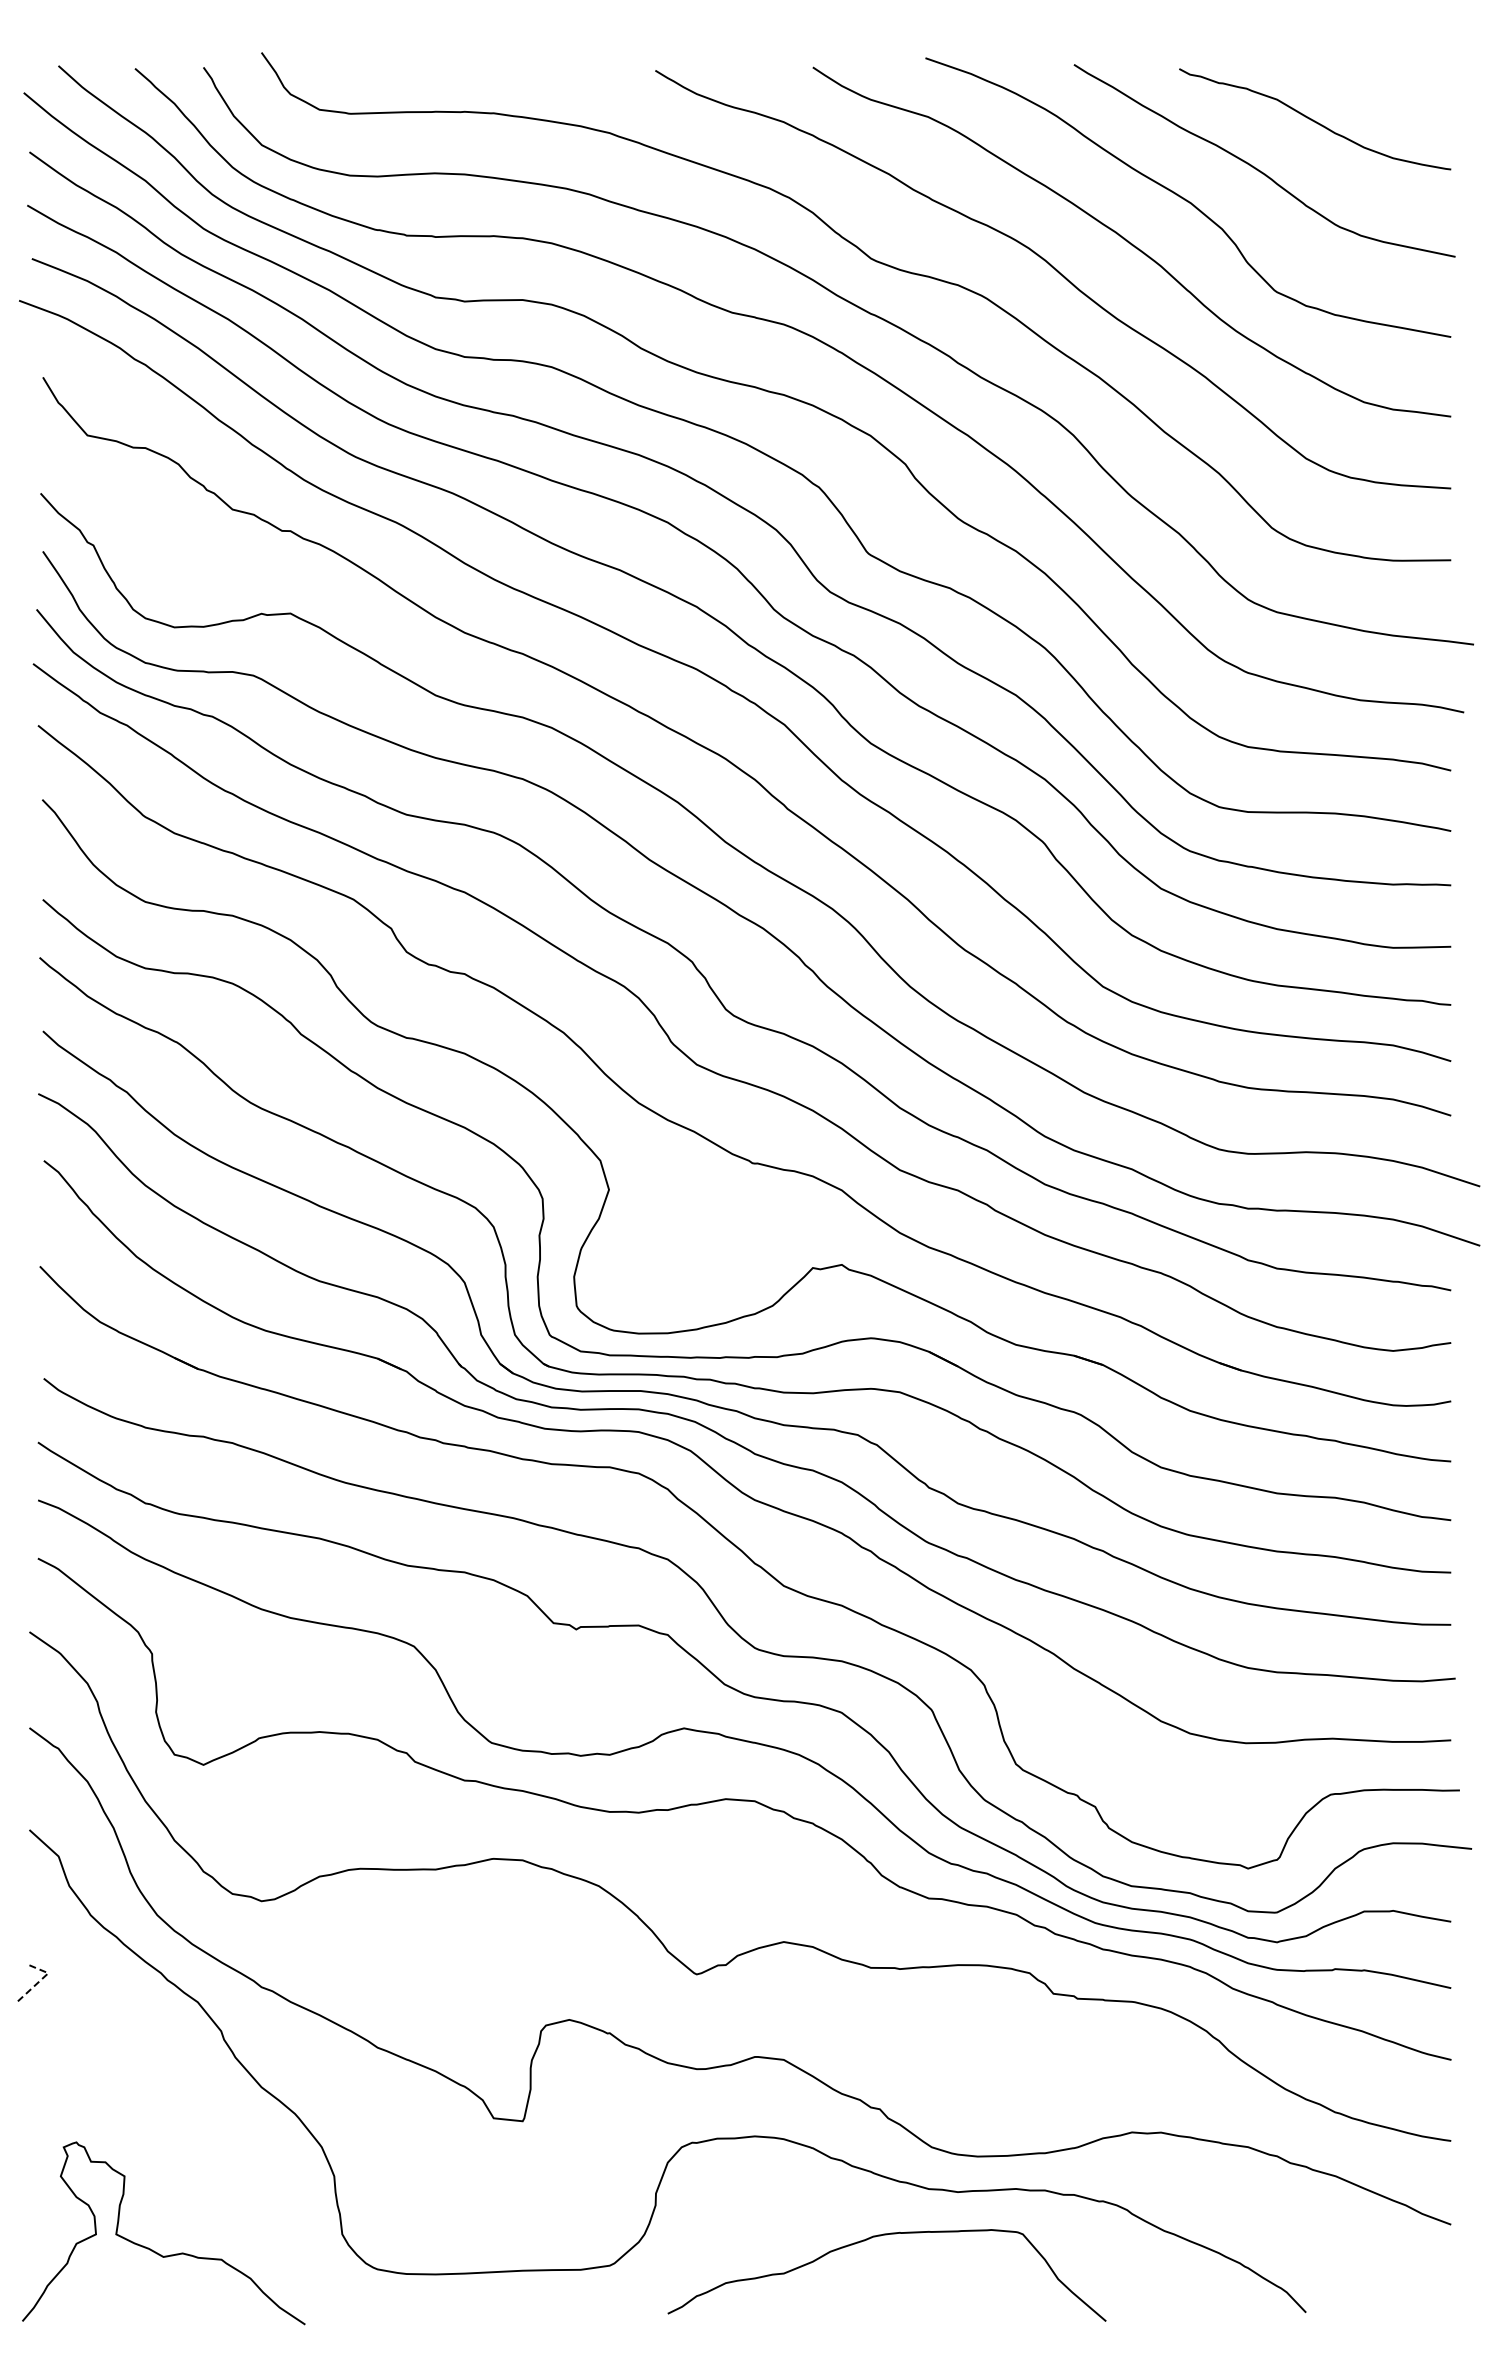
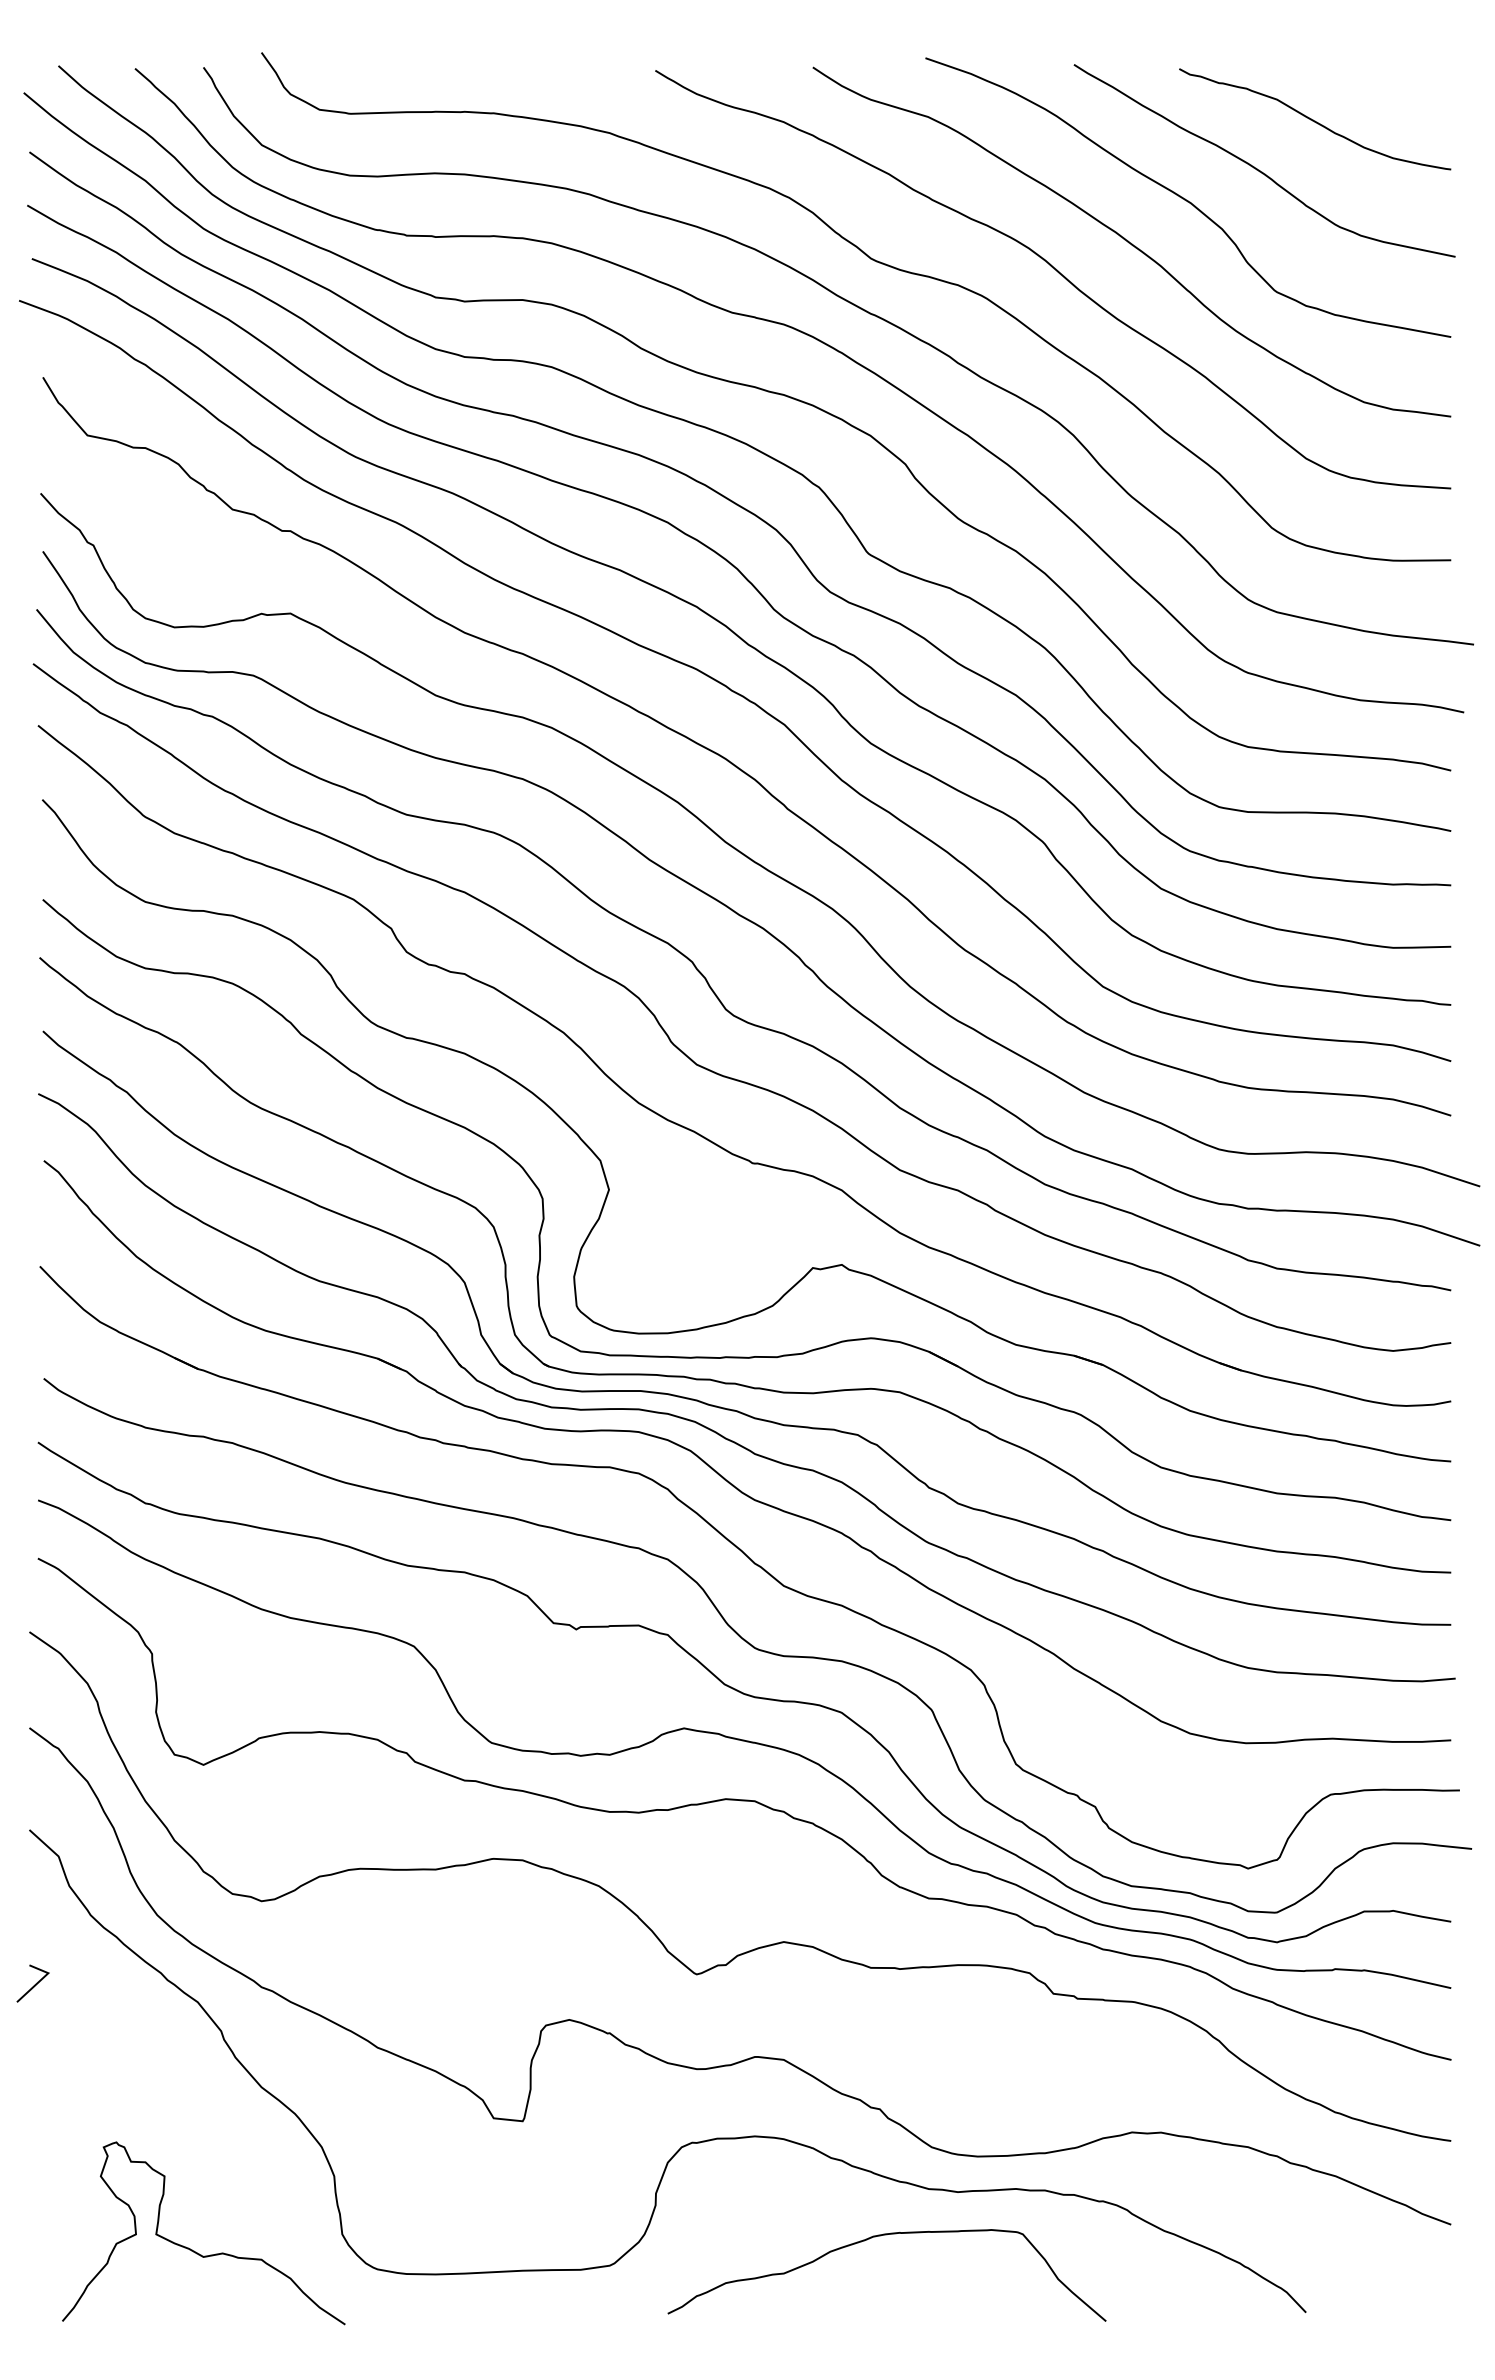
line: dashed -> solid (40, 1980)
curve position: (154, 2250) -> (194, 2250) (194, 2250)
